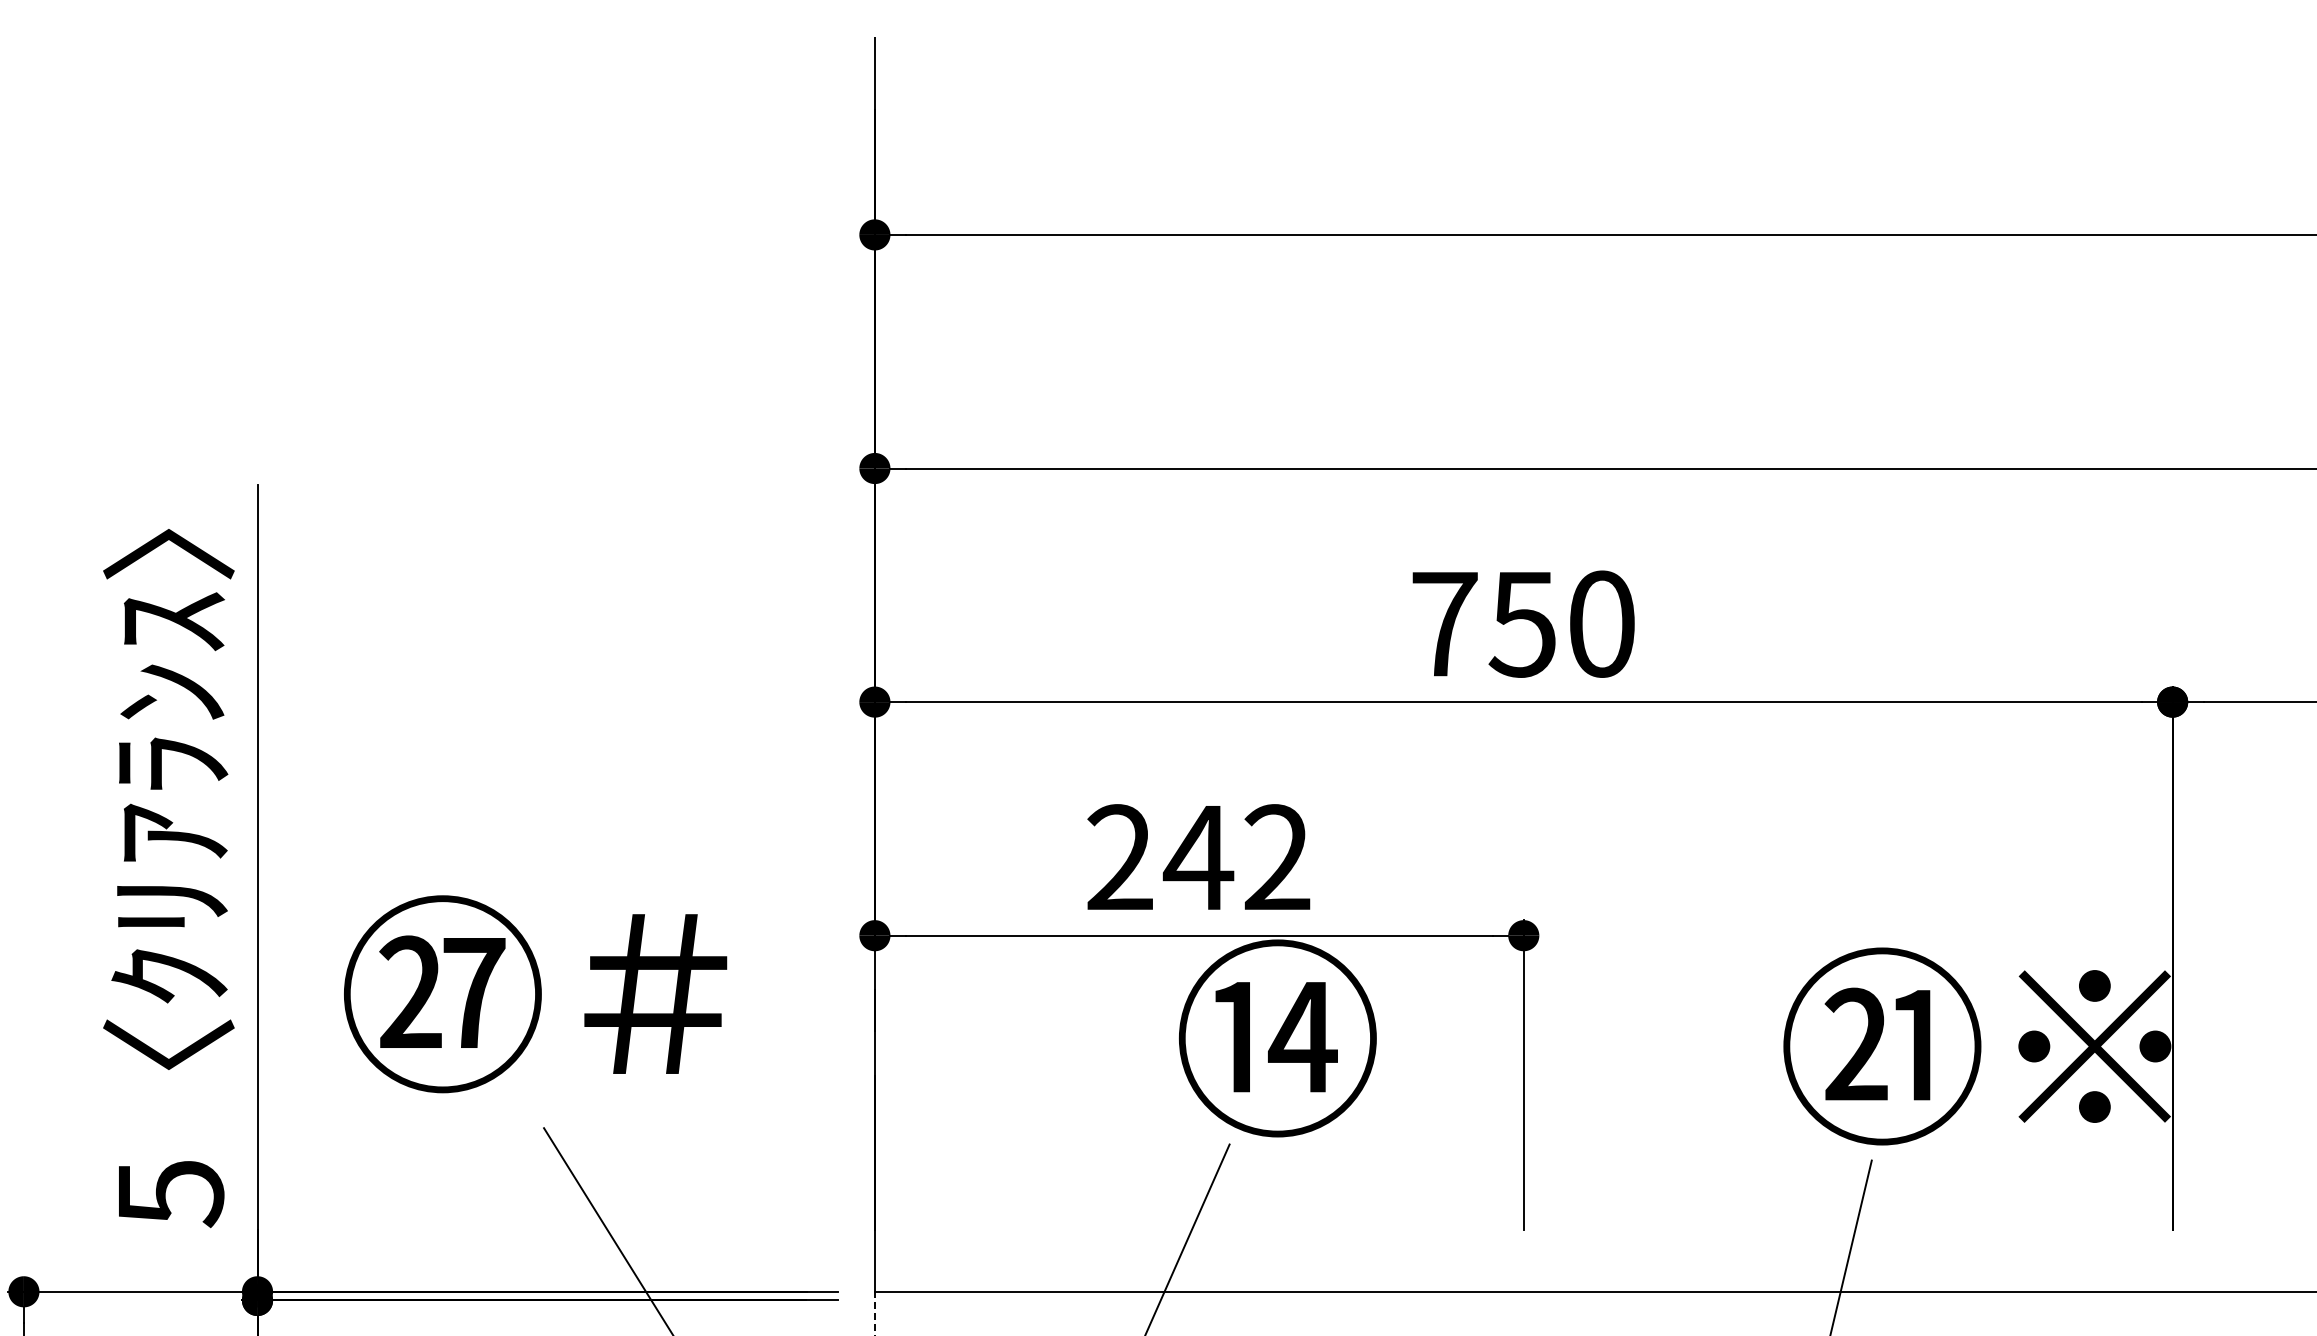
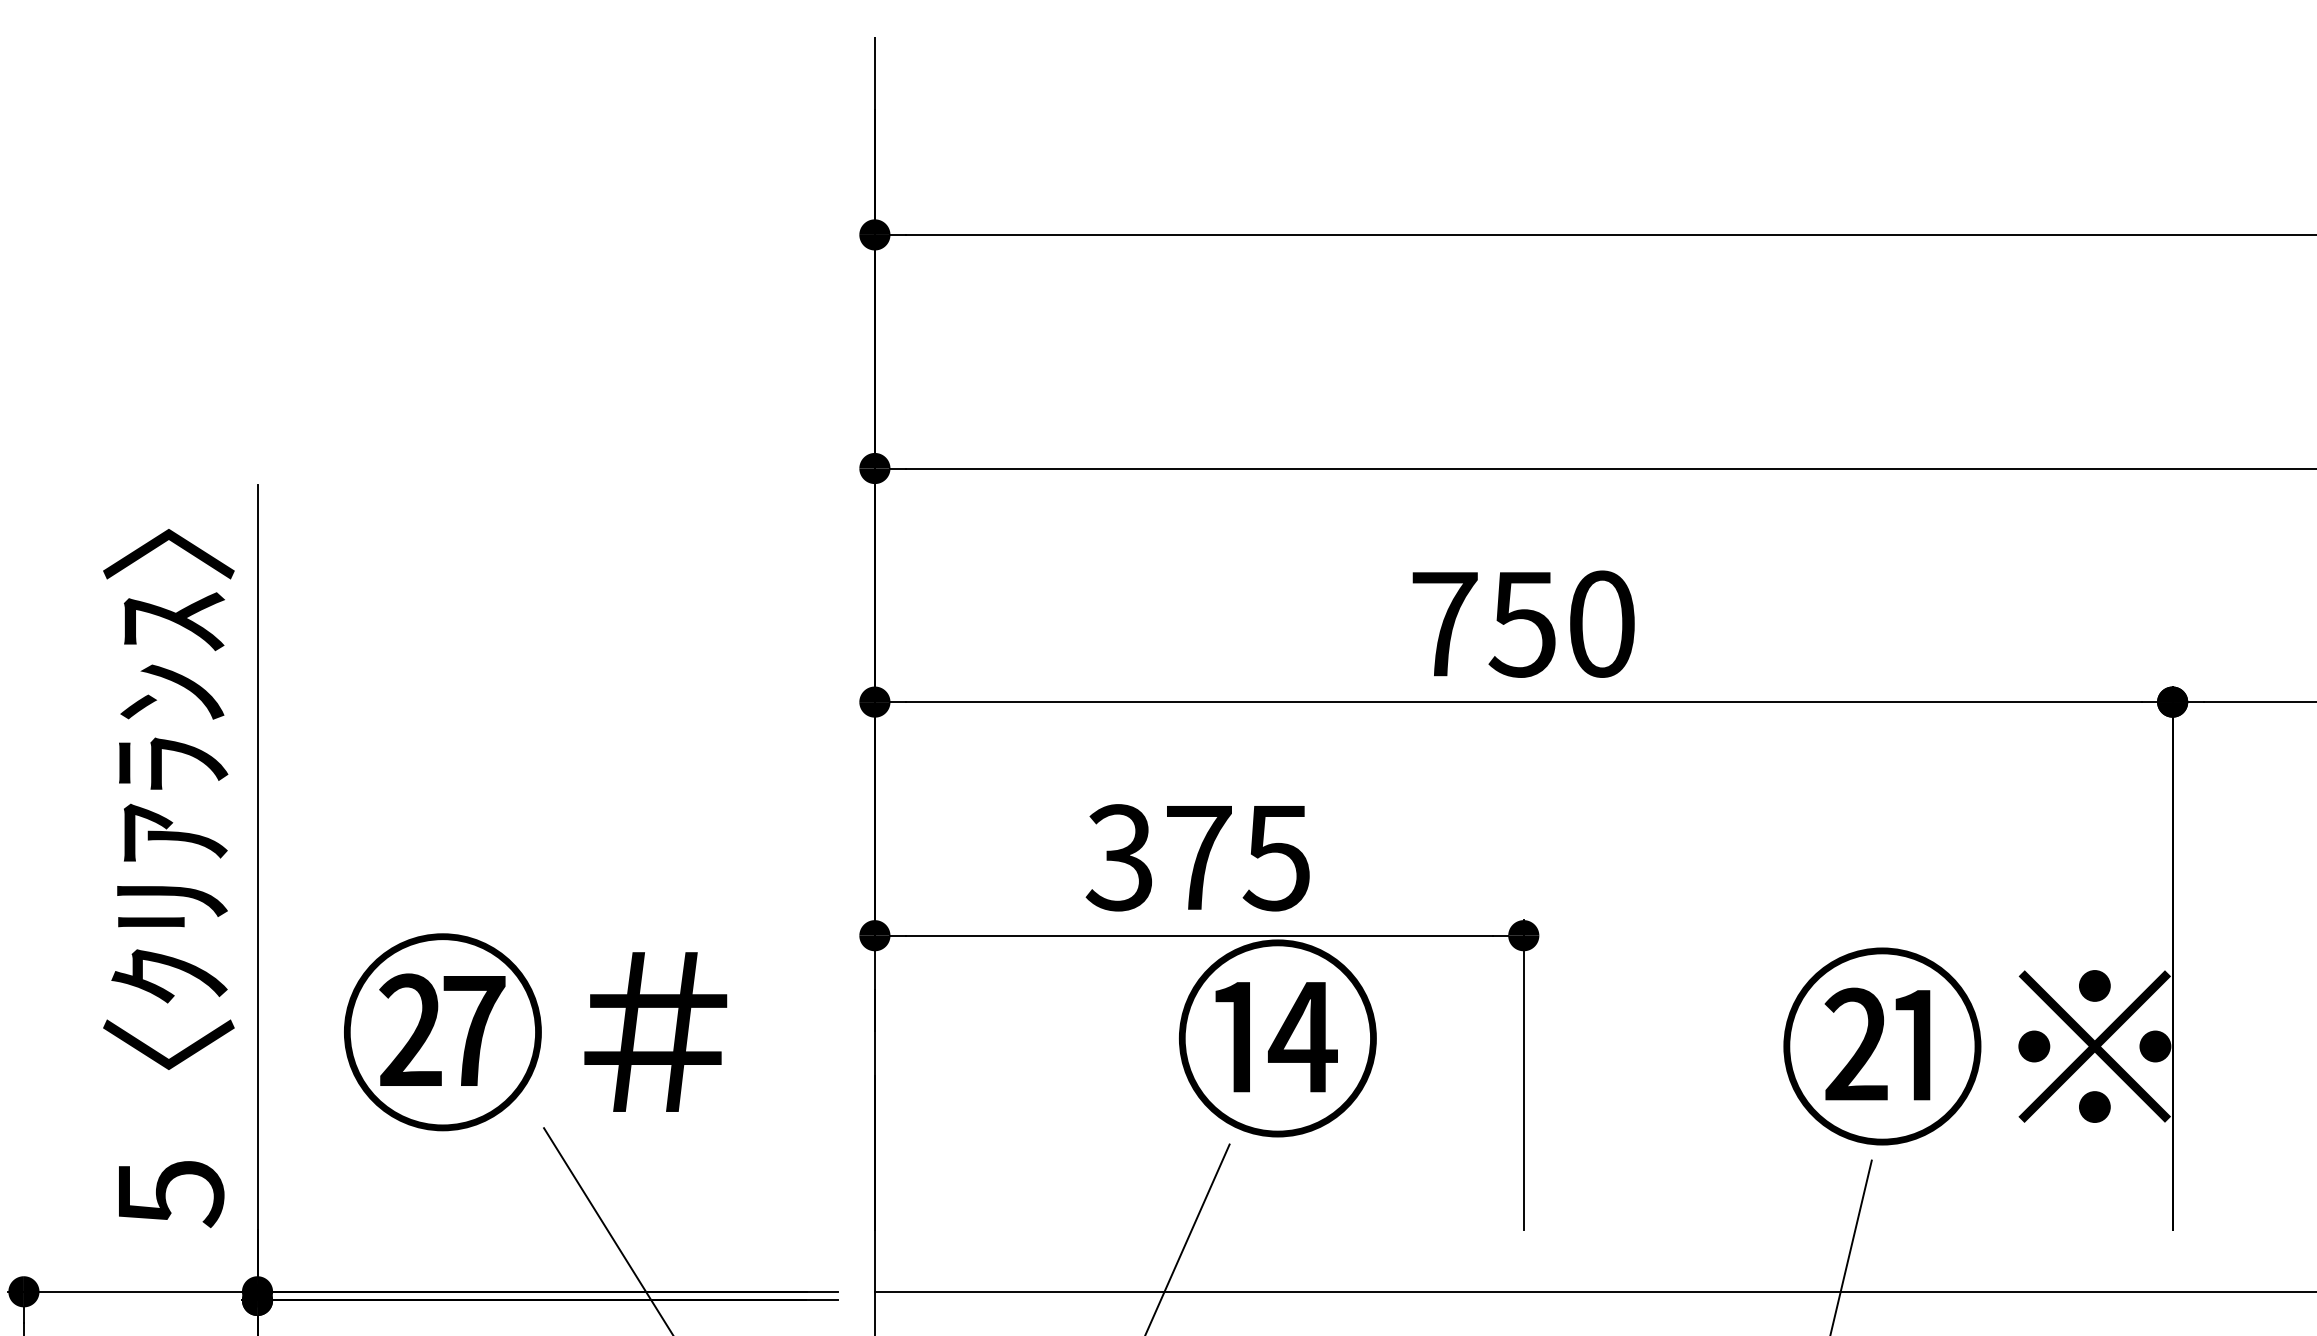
text: 242 -> 375 (1197, 857)
text position: (535, 994) -> (535, 1032) (535, 1032)
line: dashed -> solid (874, 1313)
